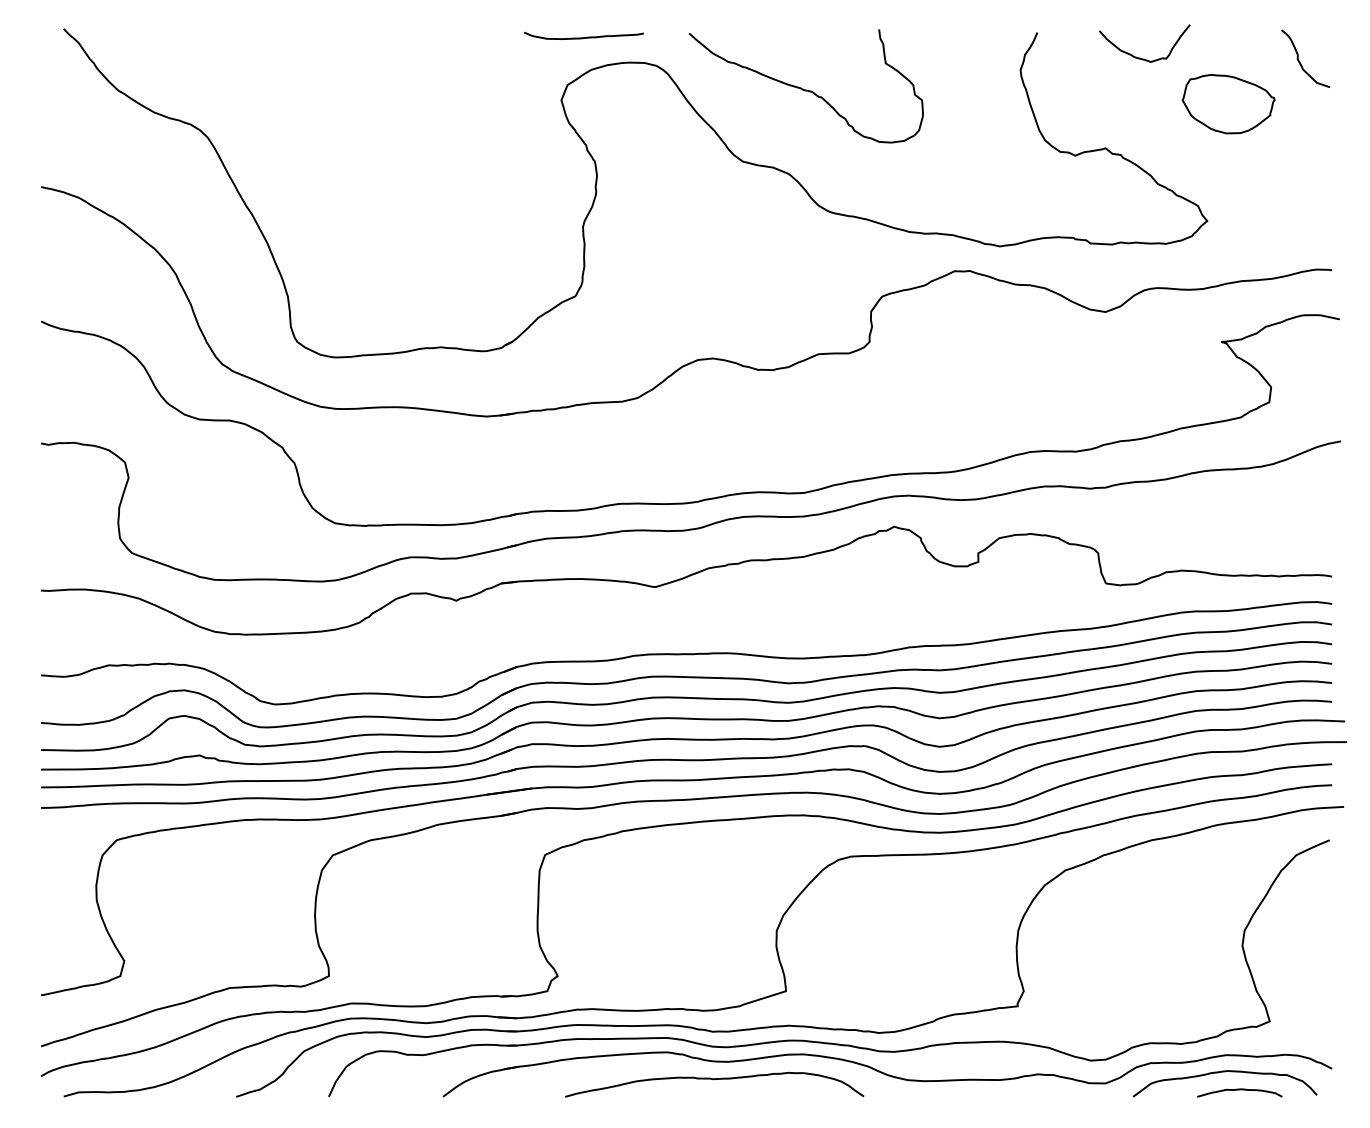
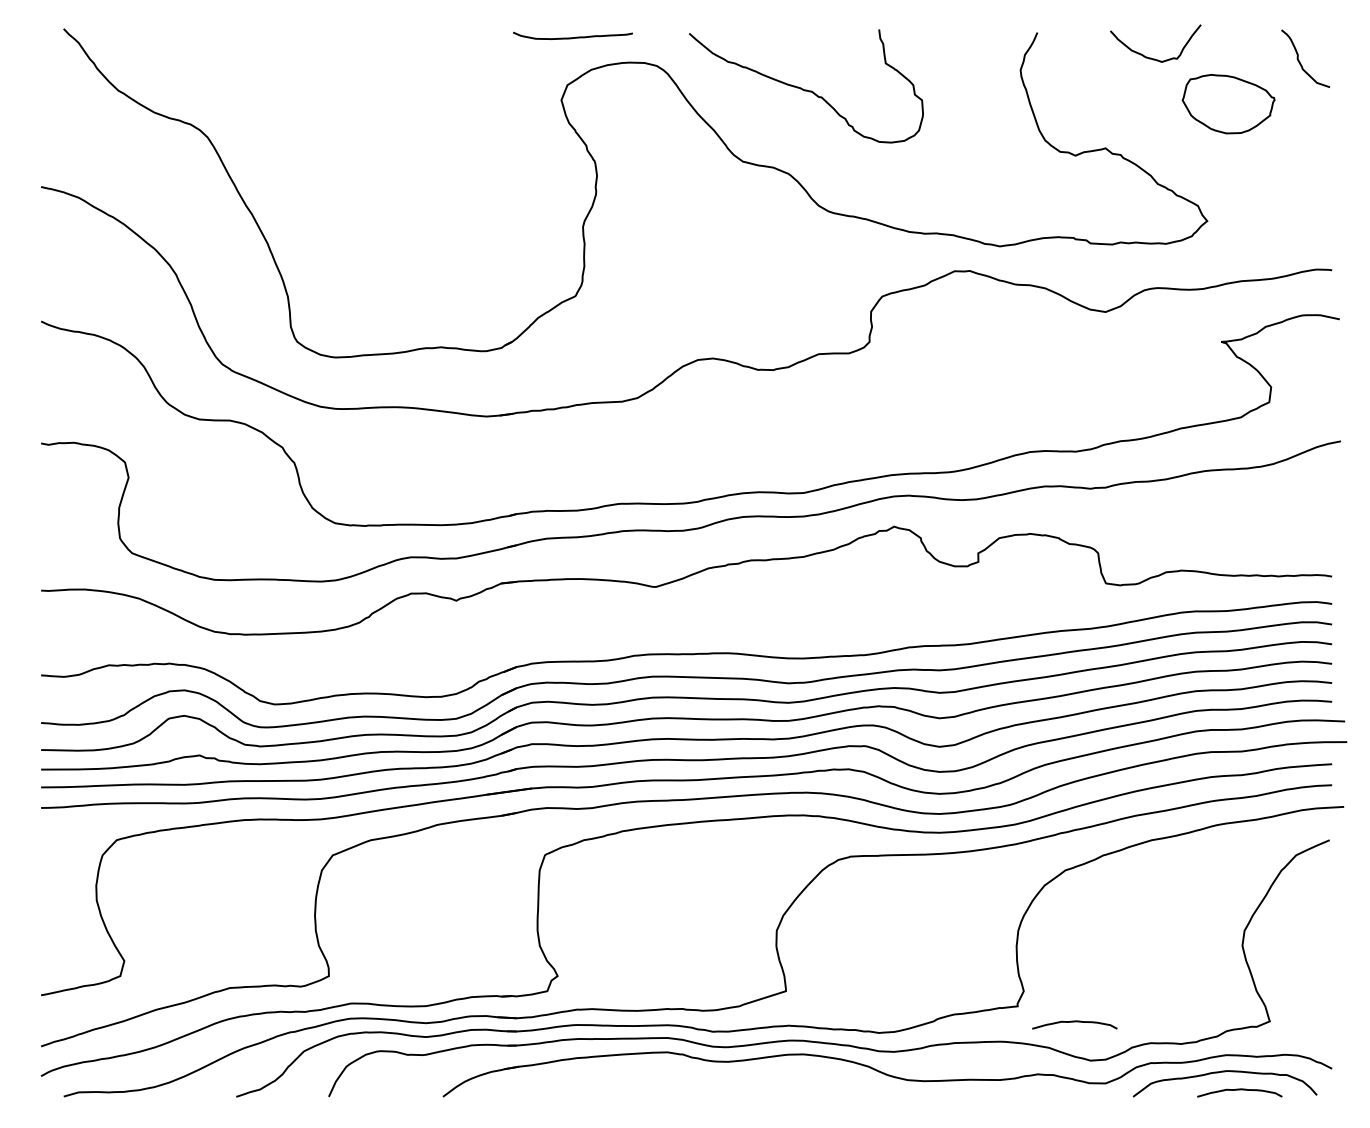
curve position: (583, 37) -> (572, 37) (572, 37)
curve position: (1140, 57) -> (1151, 57) (1151, 57)
curve: none -> present (1074, 1022)
curve: present -> none (713, 1080)
